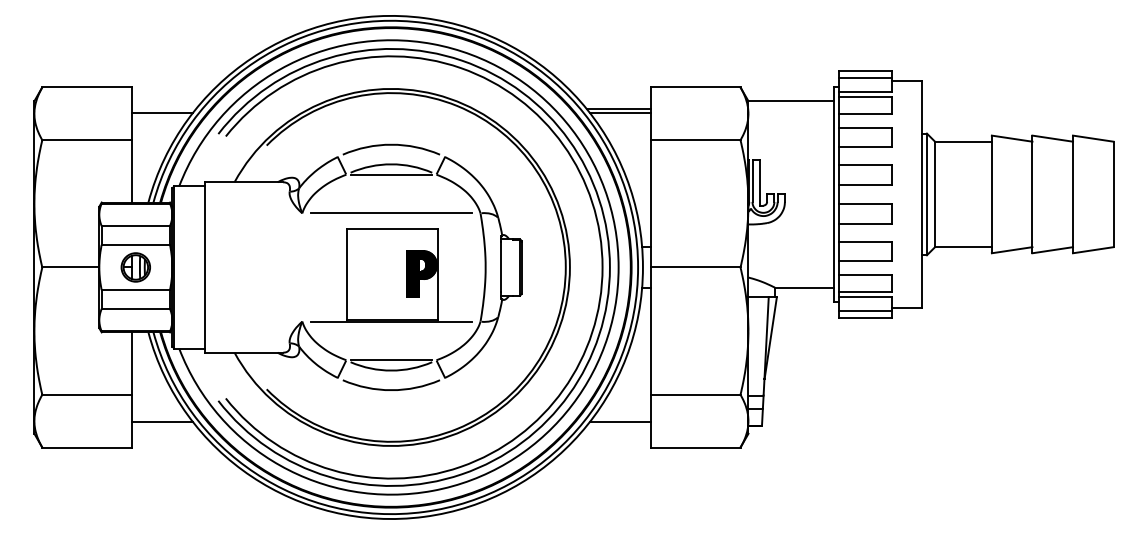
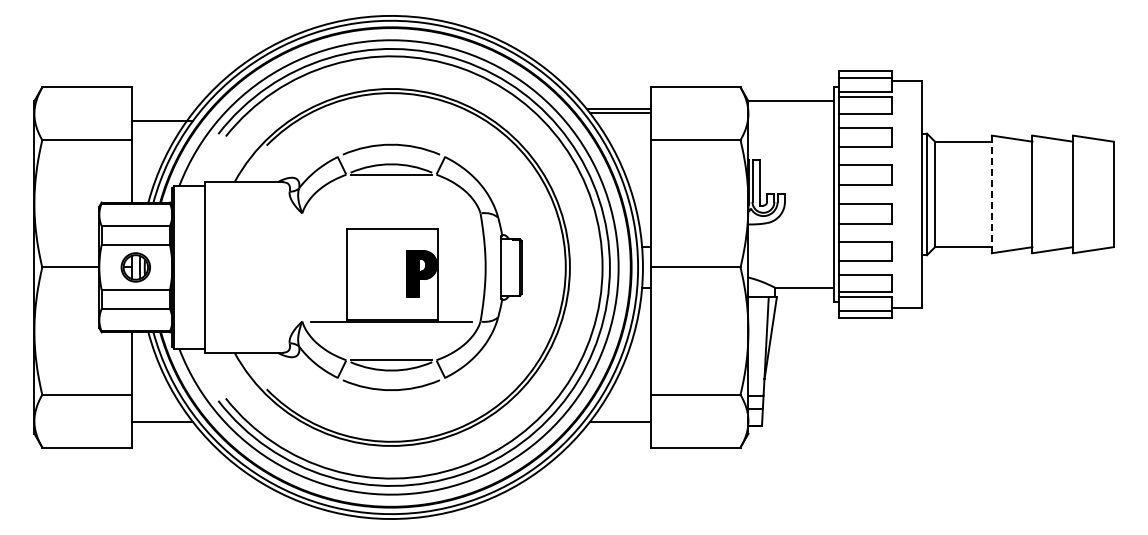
line position: (161, 113) -> (161, 121) (161, 121)
line: solid -> dashed (991, 194)
line: present -> none (391, 213)
